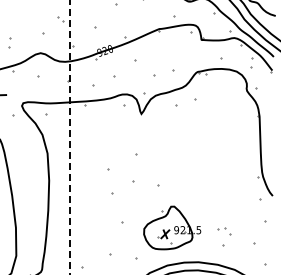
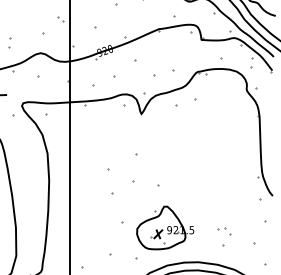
line: dashed -> solid (70, 137)
part position: (172, 227) -> (165, 227) (165, 227)
